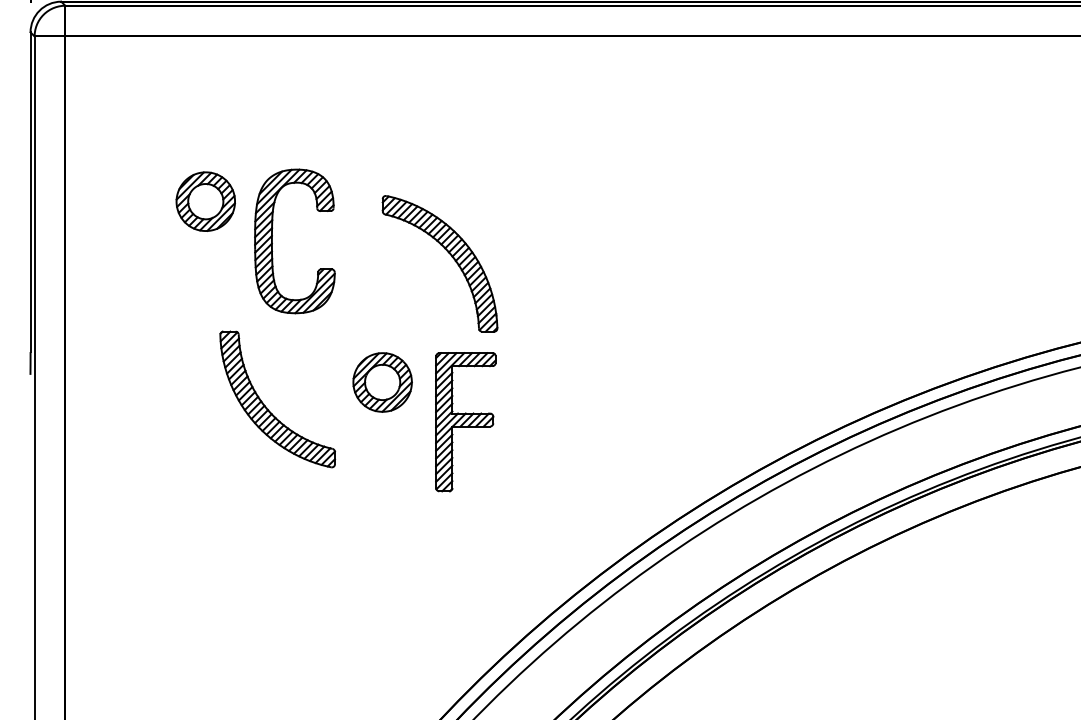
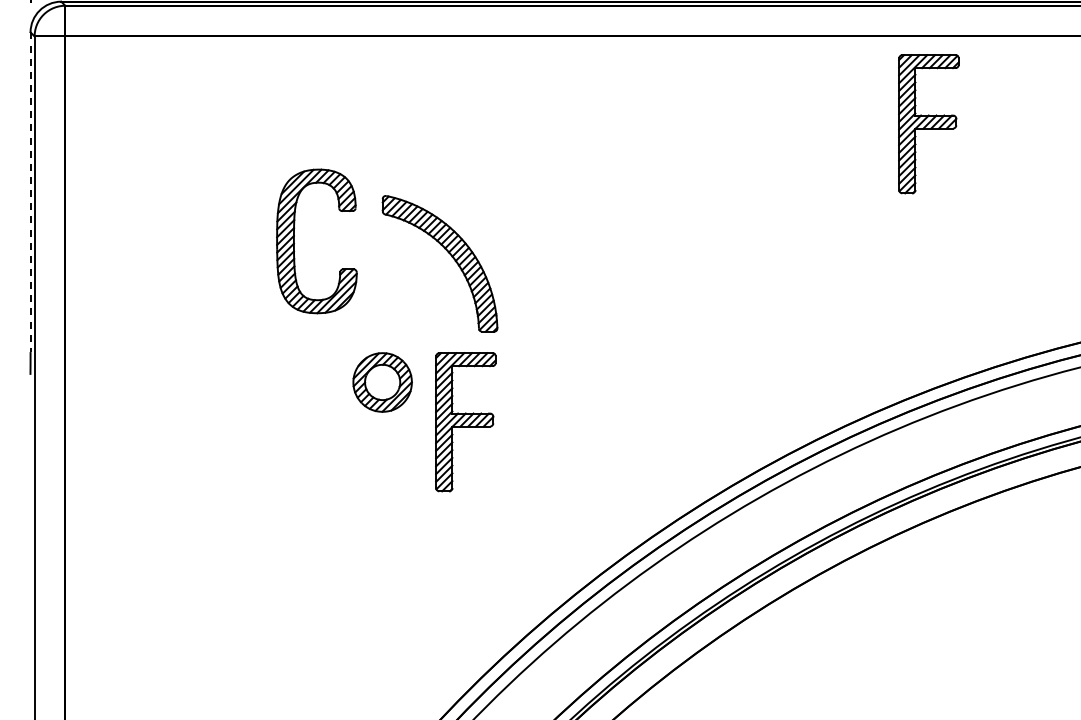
part: none -> present (928, 124)
line: solid -> dashed (30, 192)
part: present -> none (205, 201)
part position: (272, 241) -> (294, 241) (294, 241)
part: present -> none (266, 406)
